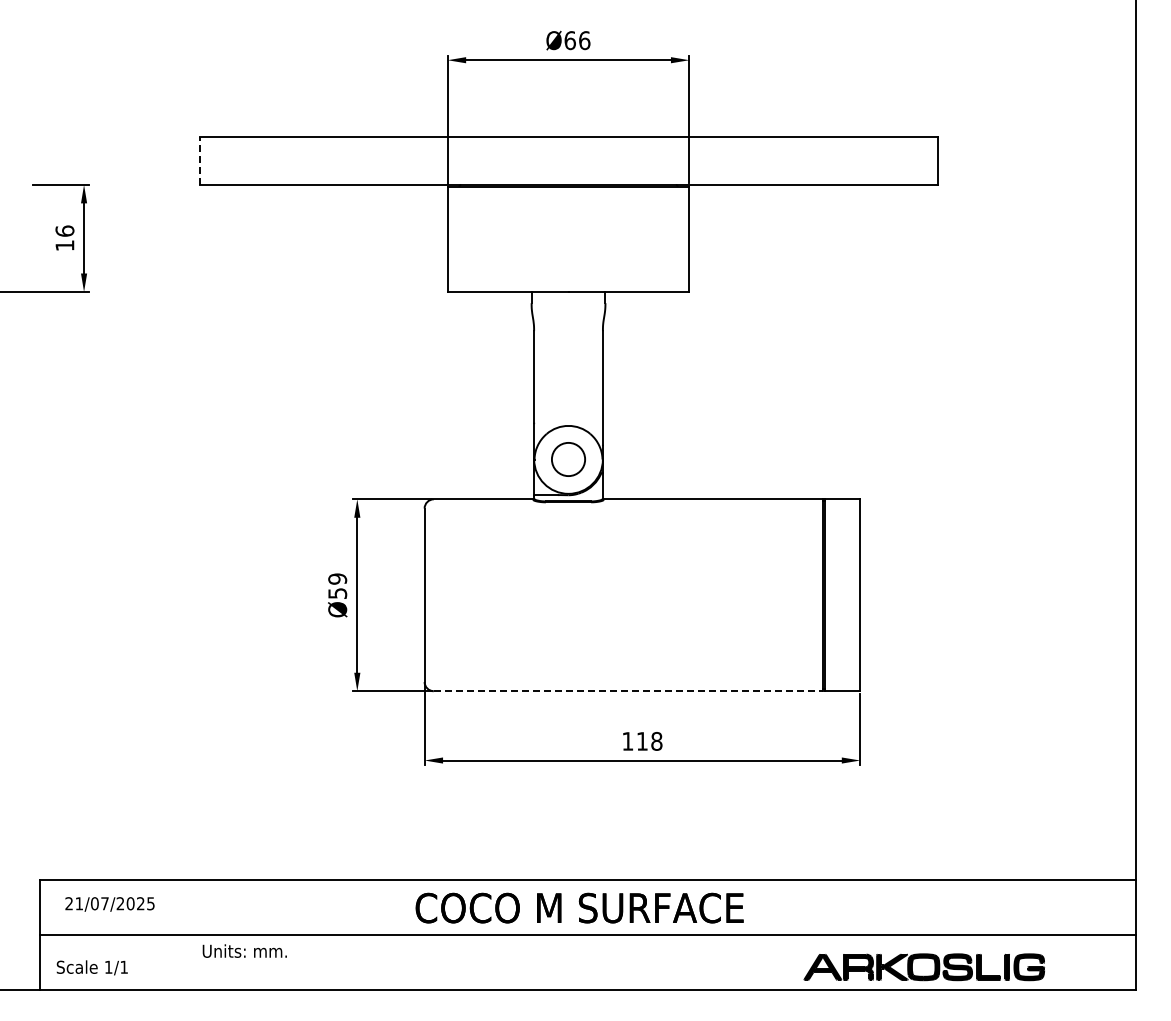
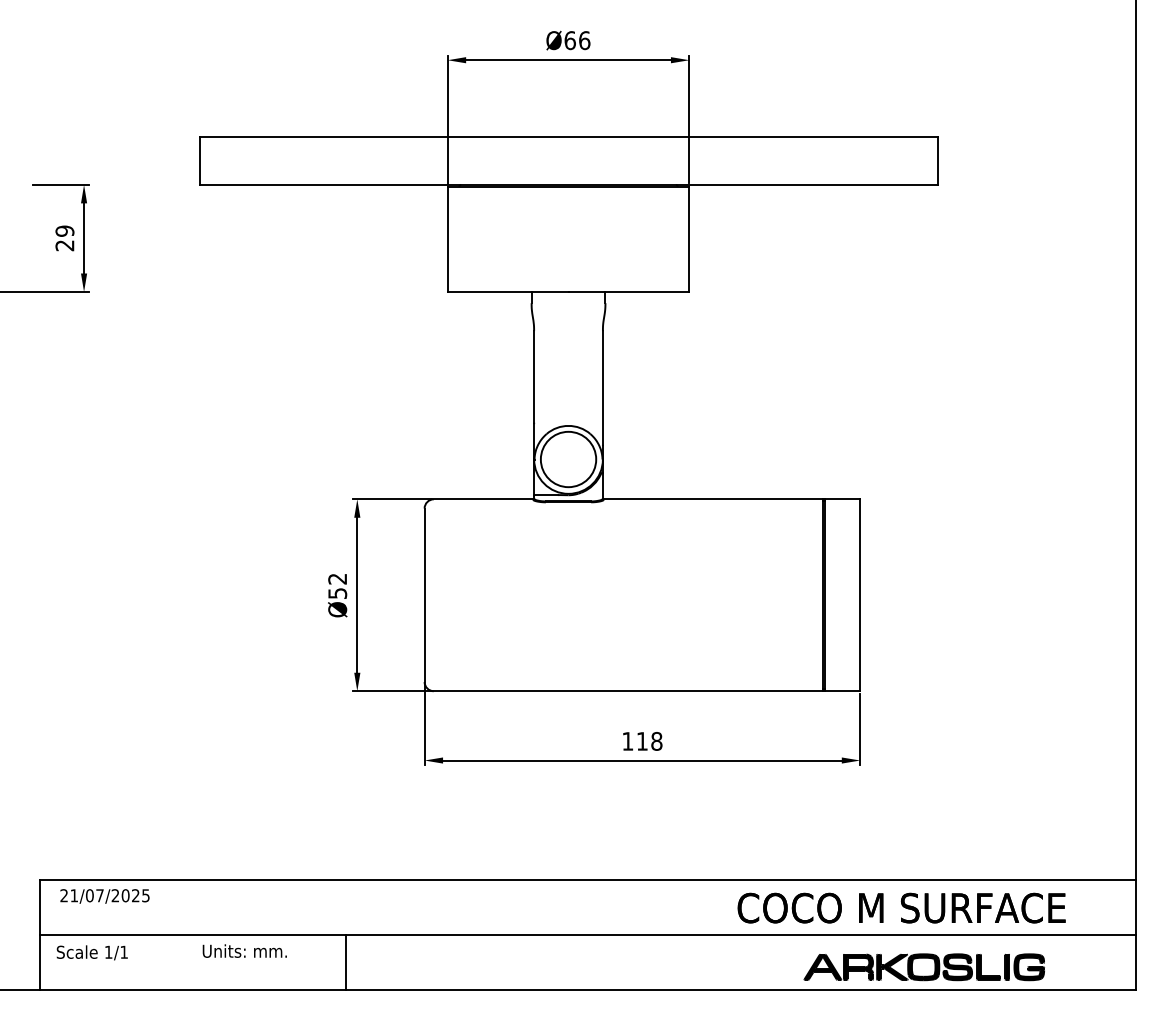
line: dashed -> solid (199, 160)
text: 16 -> 29 (64, 238)
circle diameter: 33 px -> 55 px (568, 459)
text: Ø59 -> Ø52 (337, 578)
line: dashed -> solid (628, 691)
text position: (109, 904) -> (104, 896) (104, 896)
text position: (579, 907) -> (901, 907) (901, 907)
line: none -> present (346, 962)
text position: (91, 967) -> (91, 952) (91, 952)
